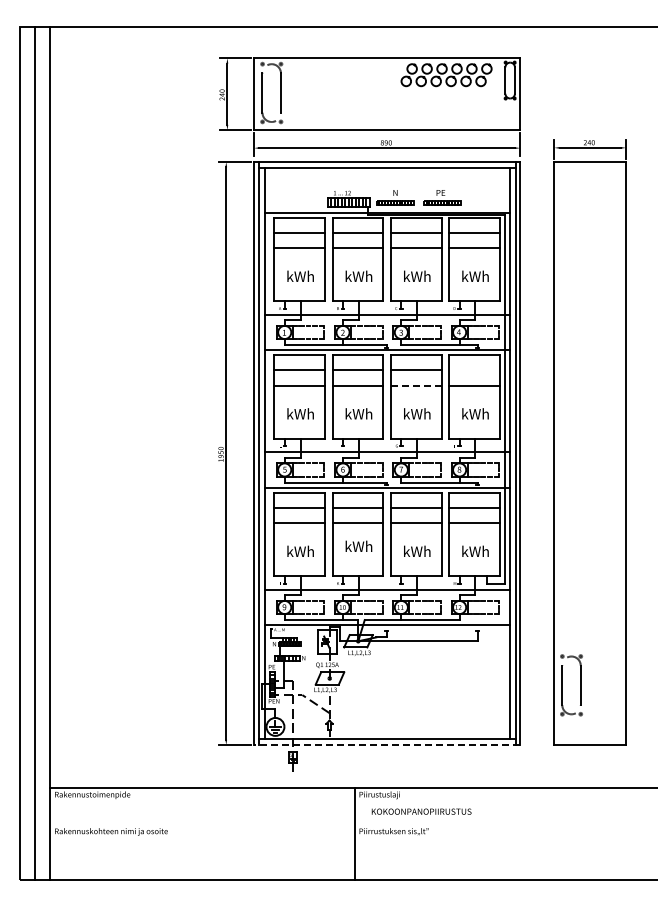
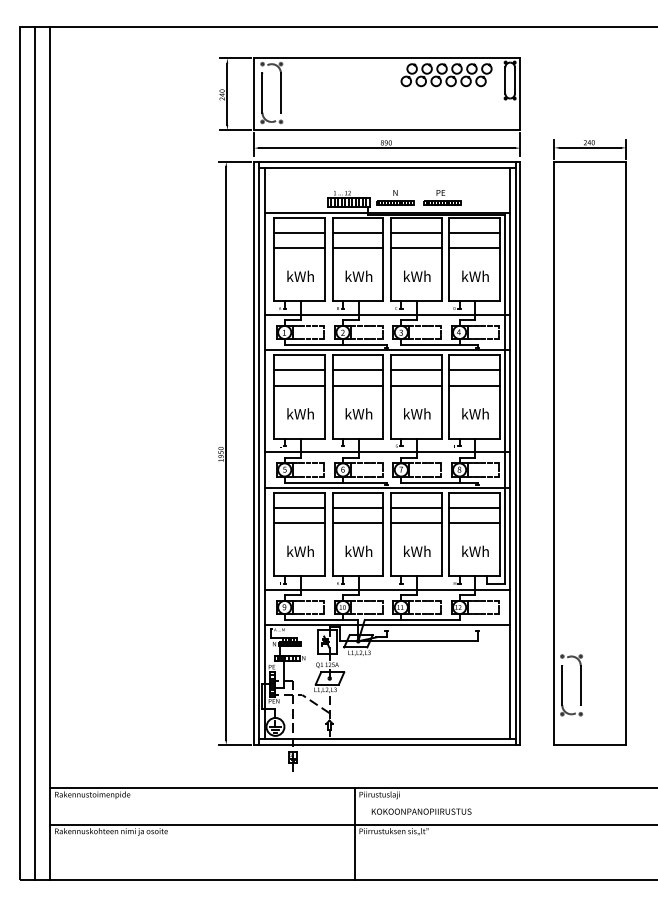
line: none -> present (474, 370)
line: dashed -> solid (415, 385)
text position: (358, 545) -> (358, 550) (358, 550)
line: dashed -> solid (386, 745)
line: none -> present (352, 824)
